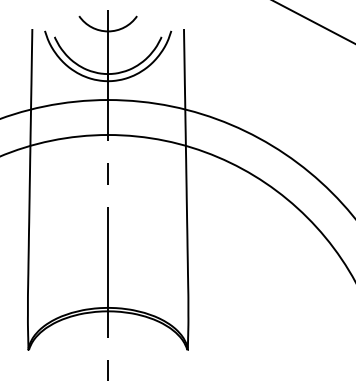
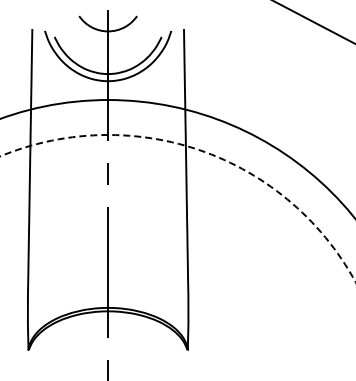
circle: solid -> dashed (177, 208)
